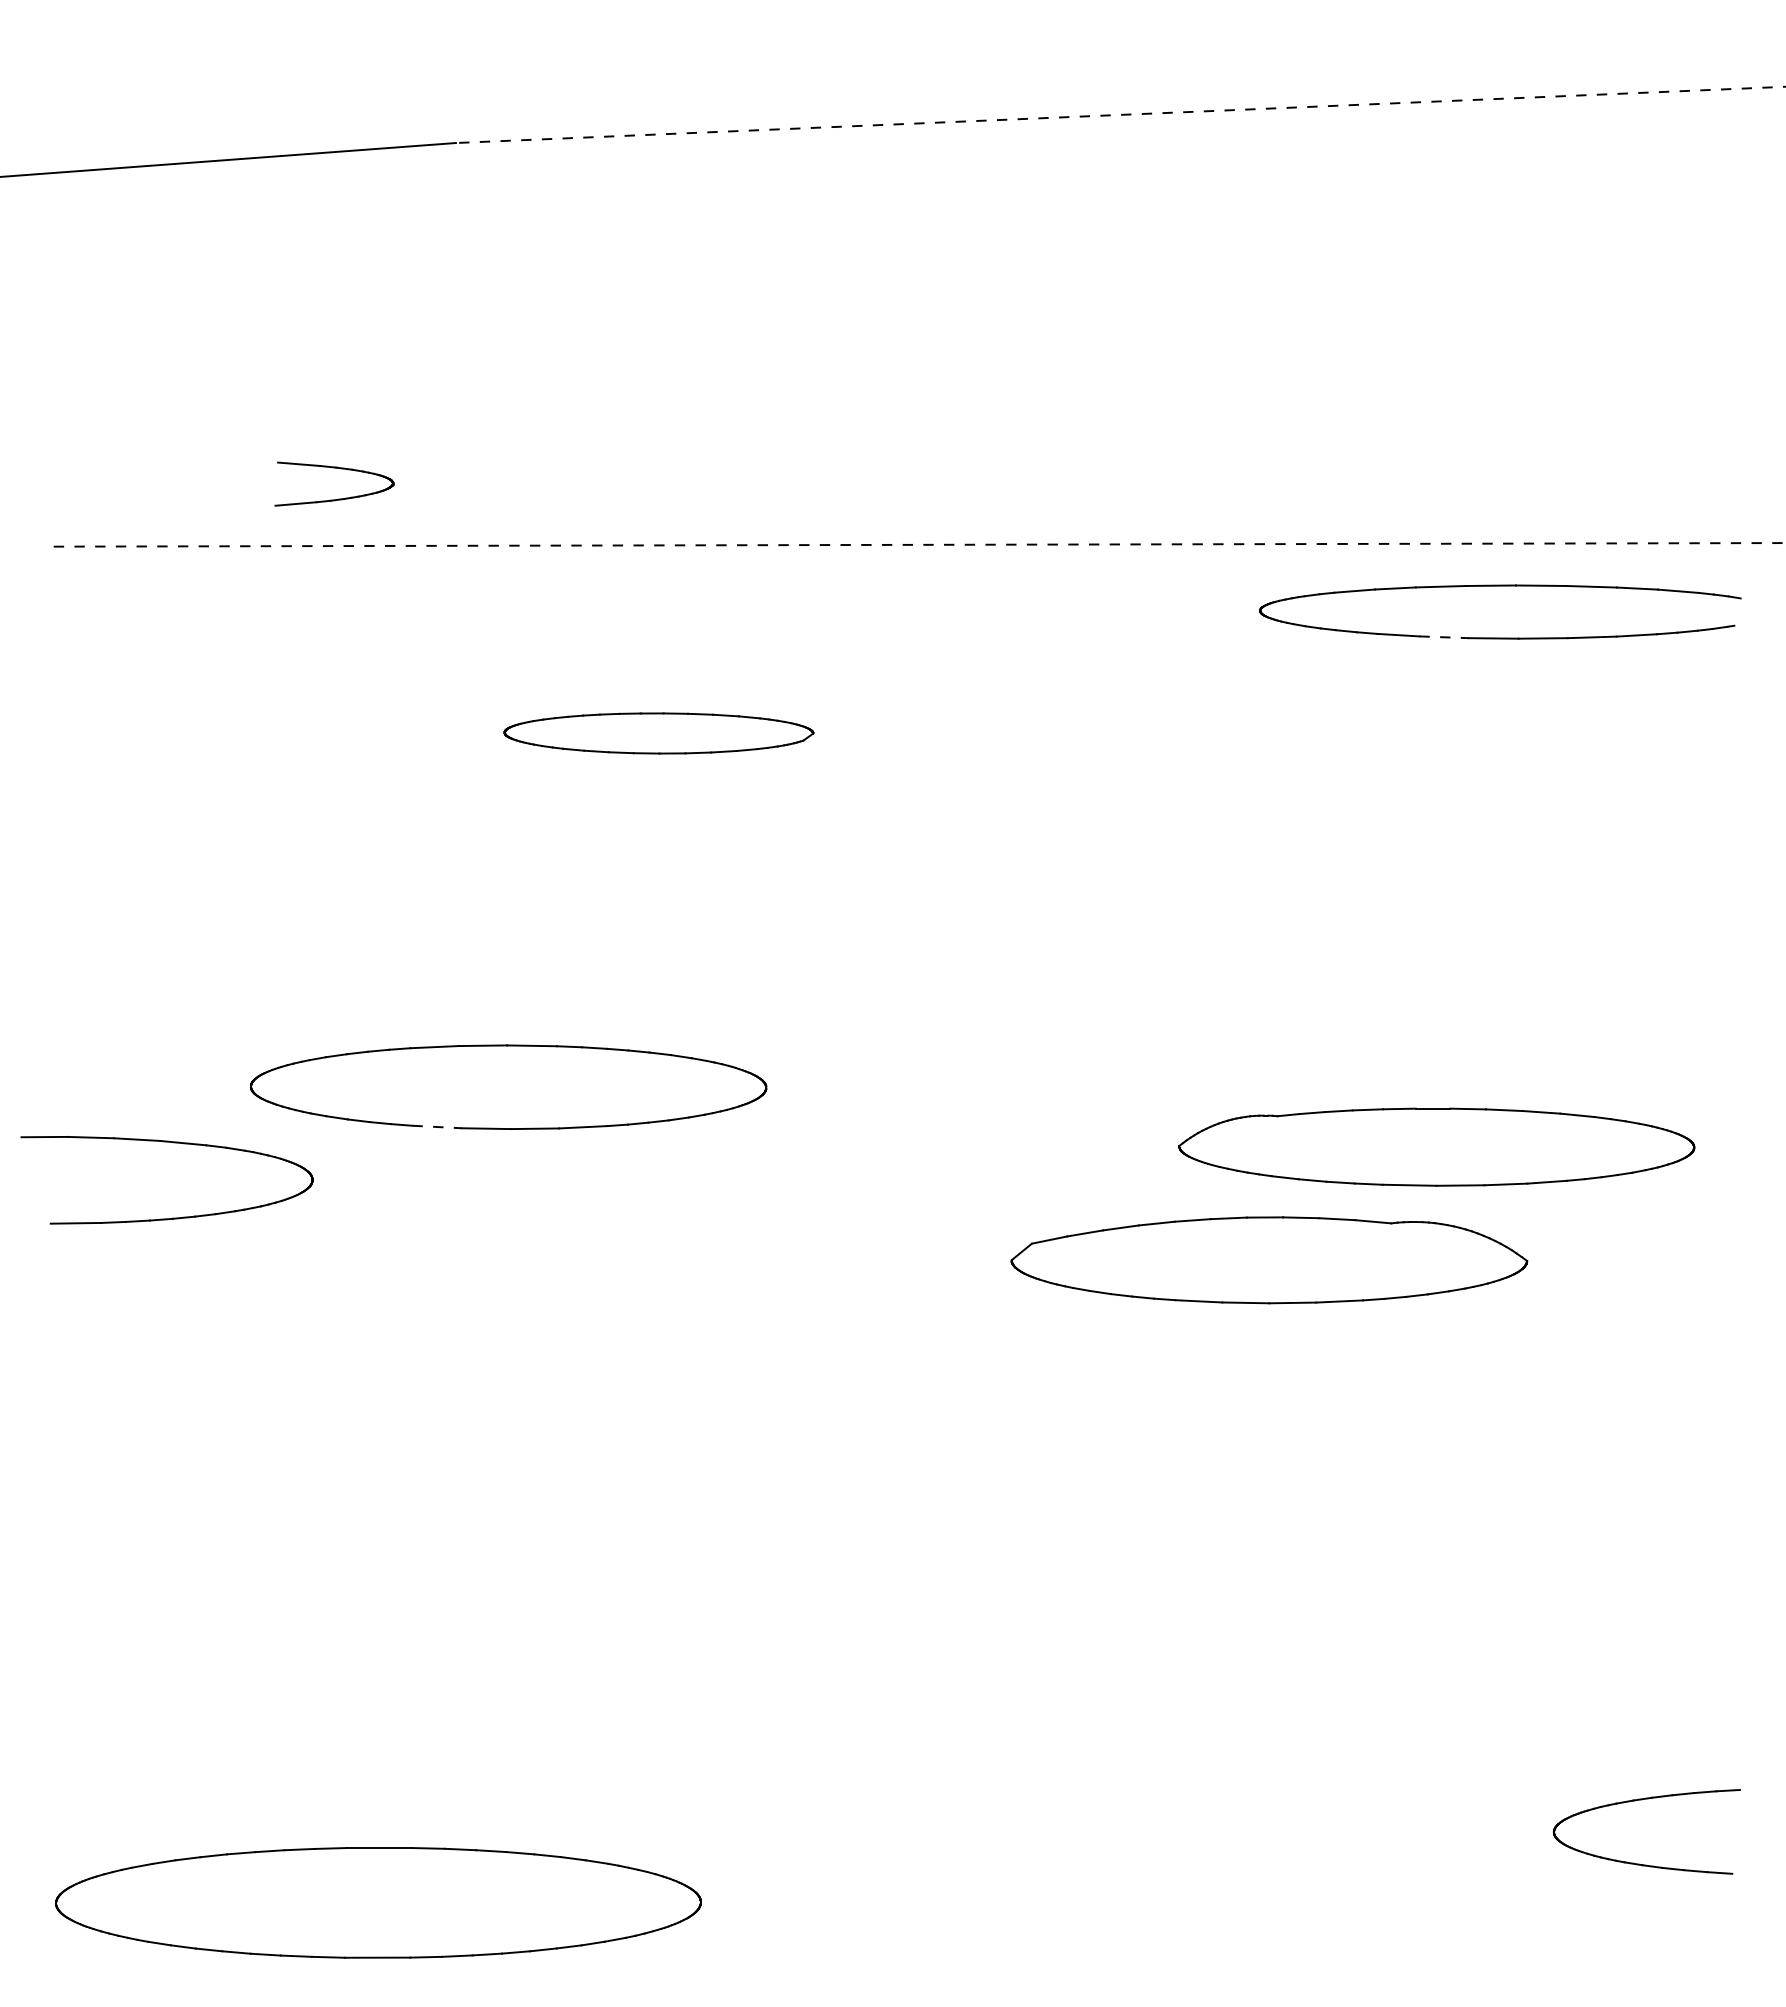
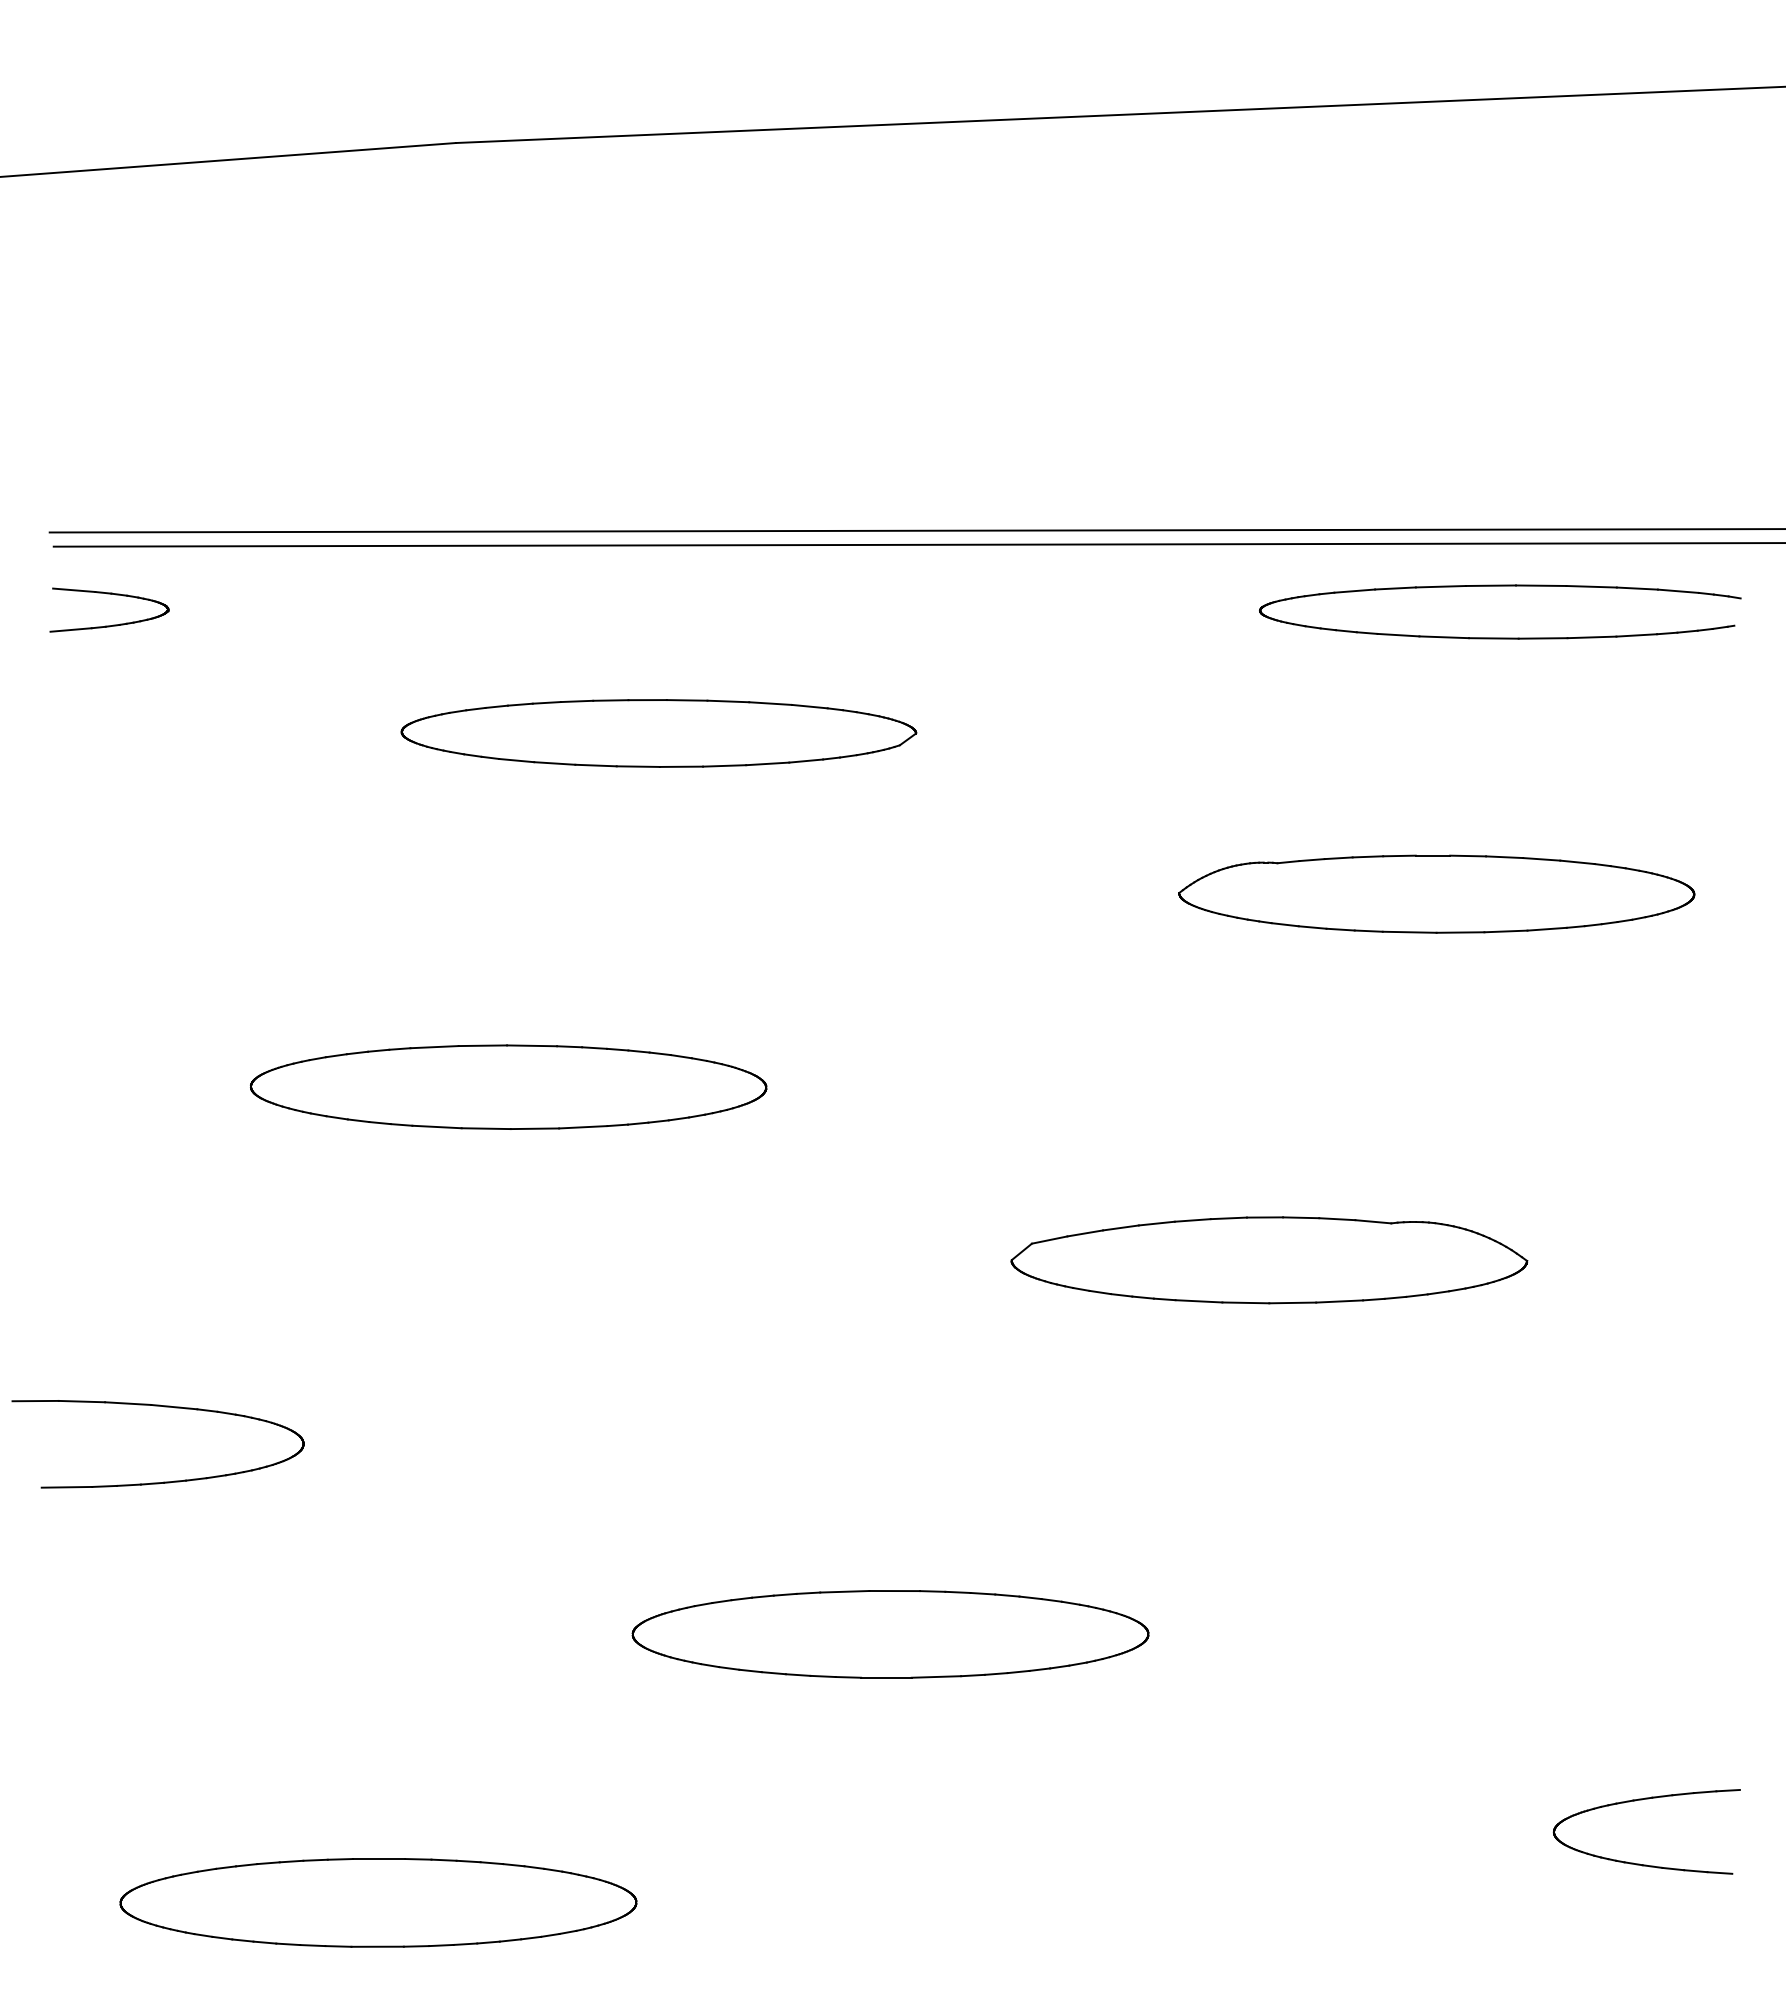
line: dashed -> solid (1120, 114)
part position: (334, 468) -> (109, 594) (109, 594)
line: none -> present (915, 530)
line: dashed -> solid (919, 544)
line: dashed -> solid (1444, 637)
part size: 312x43 px -> 518x69 px (658, 733)
line: dashed -> solid (437, 1127)
part position: (1436, 1146) -> (1436, 893) (1436, 893)
part position: (172, 1217) -> (163, 1481) (163, 1481)
part: none -> present (890, 1634)
part size: 647x112 px -> 519x90 px (378, 1902)
